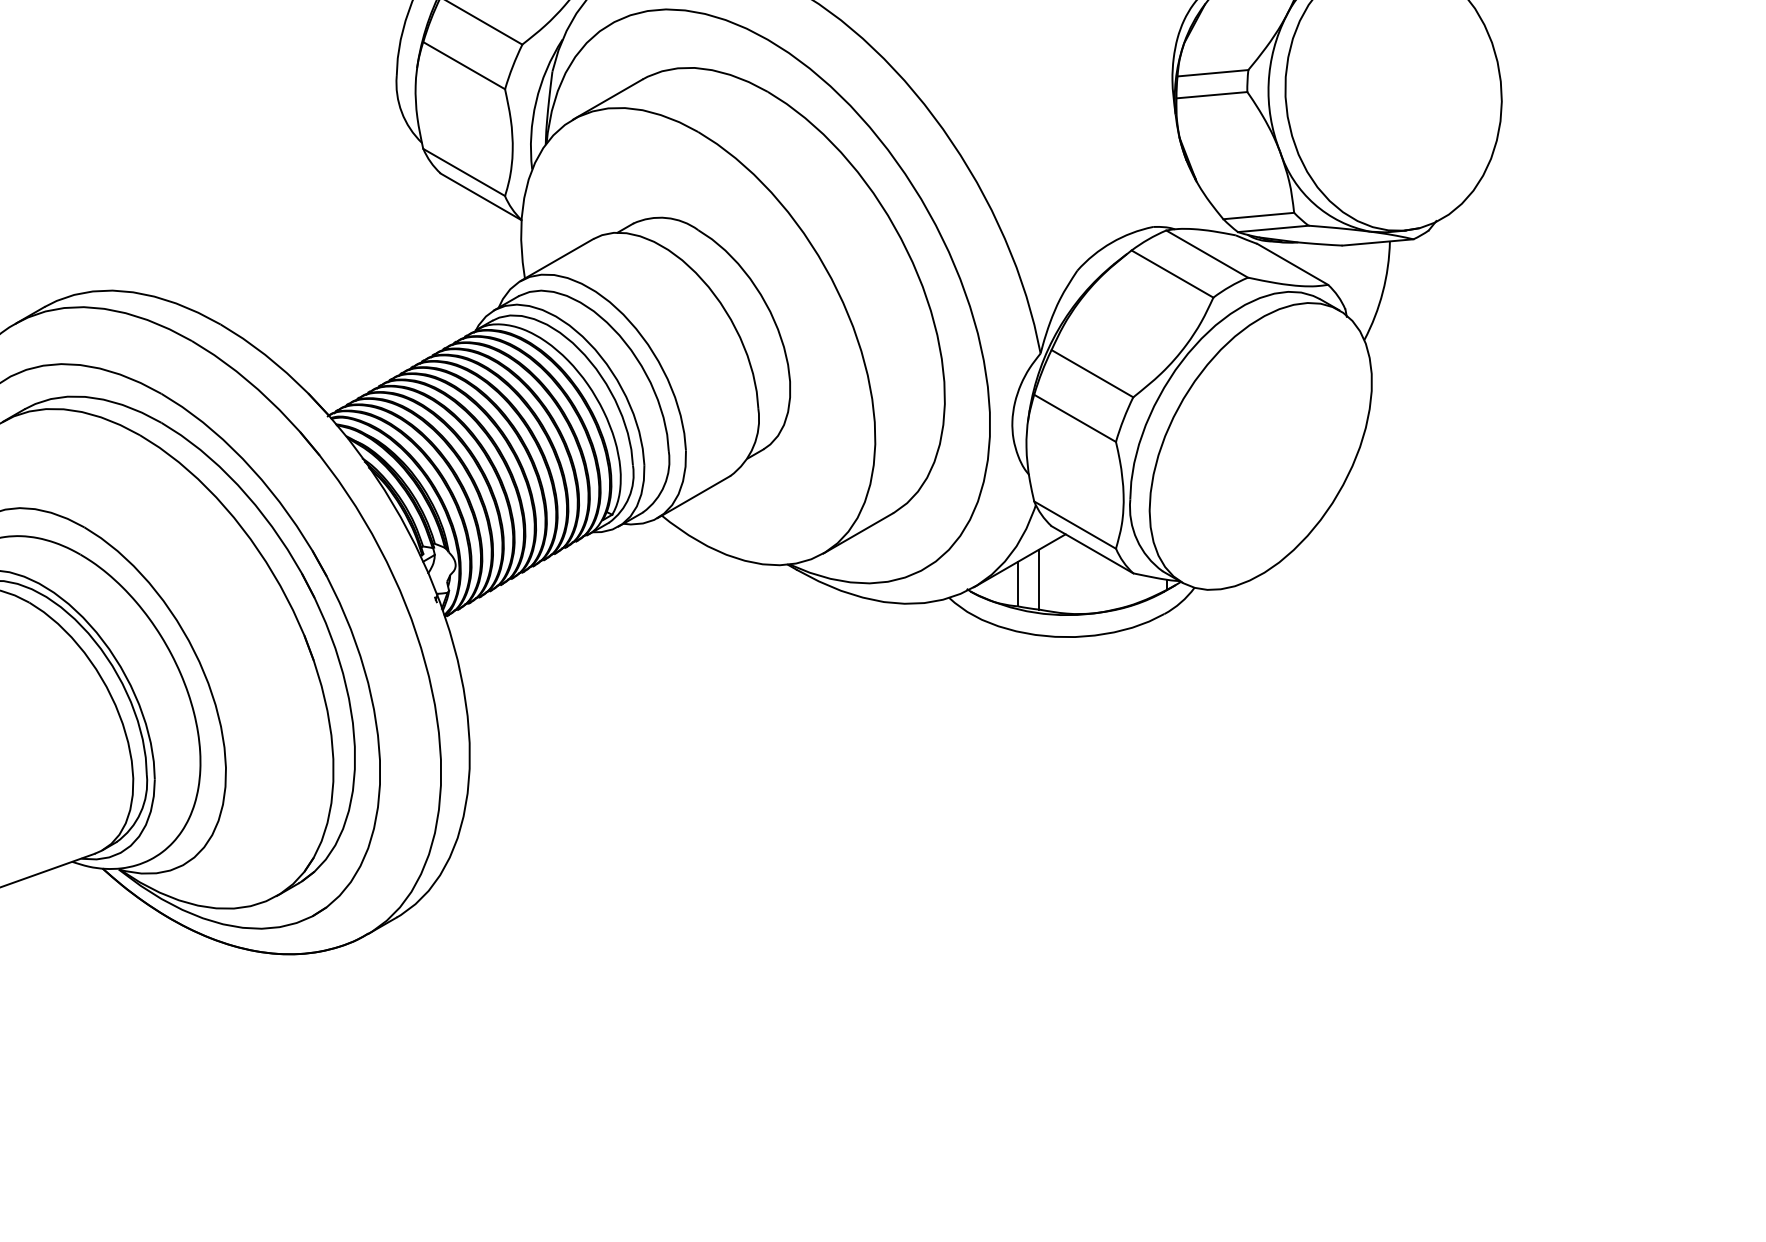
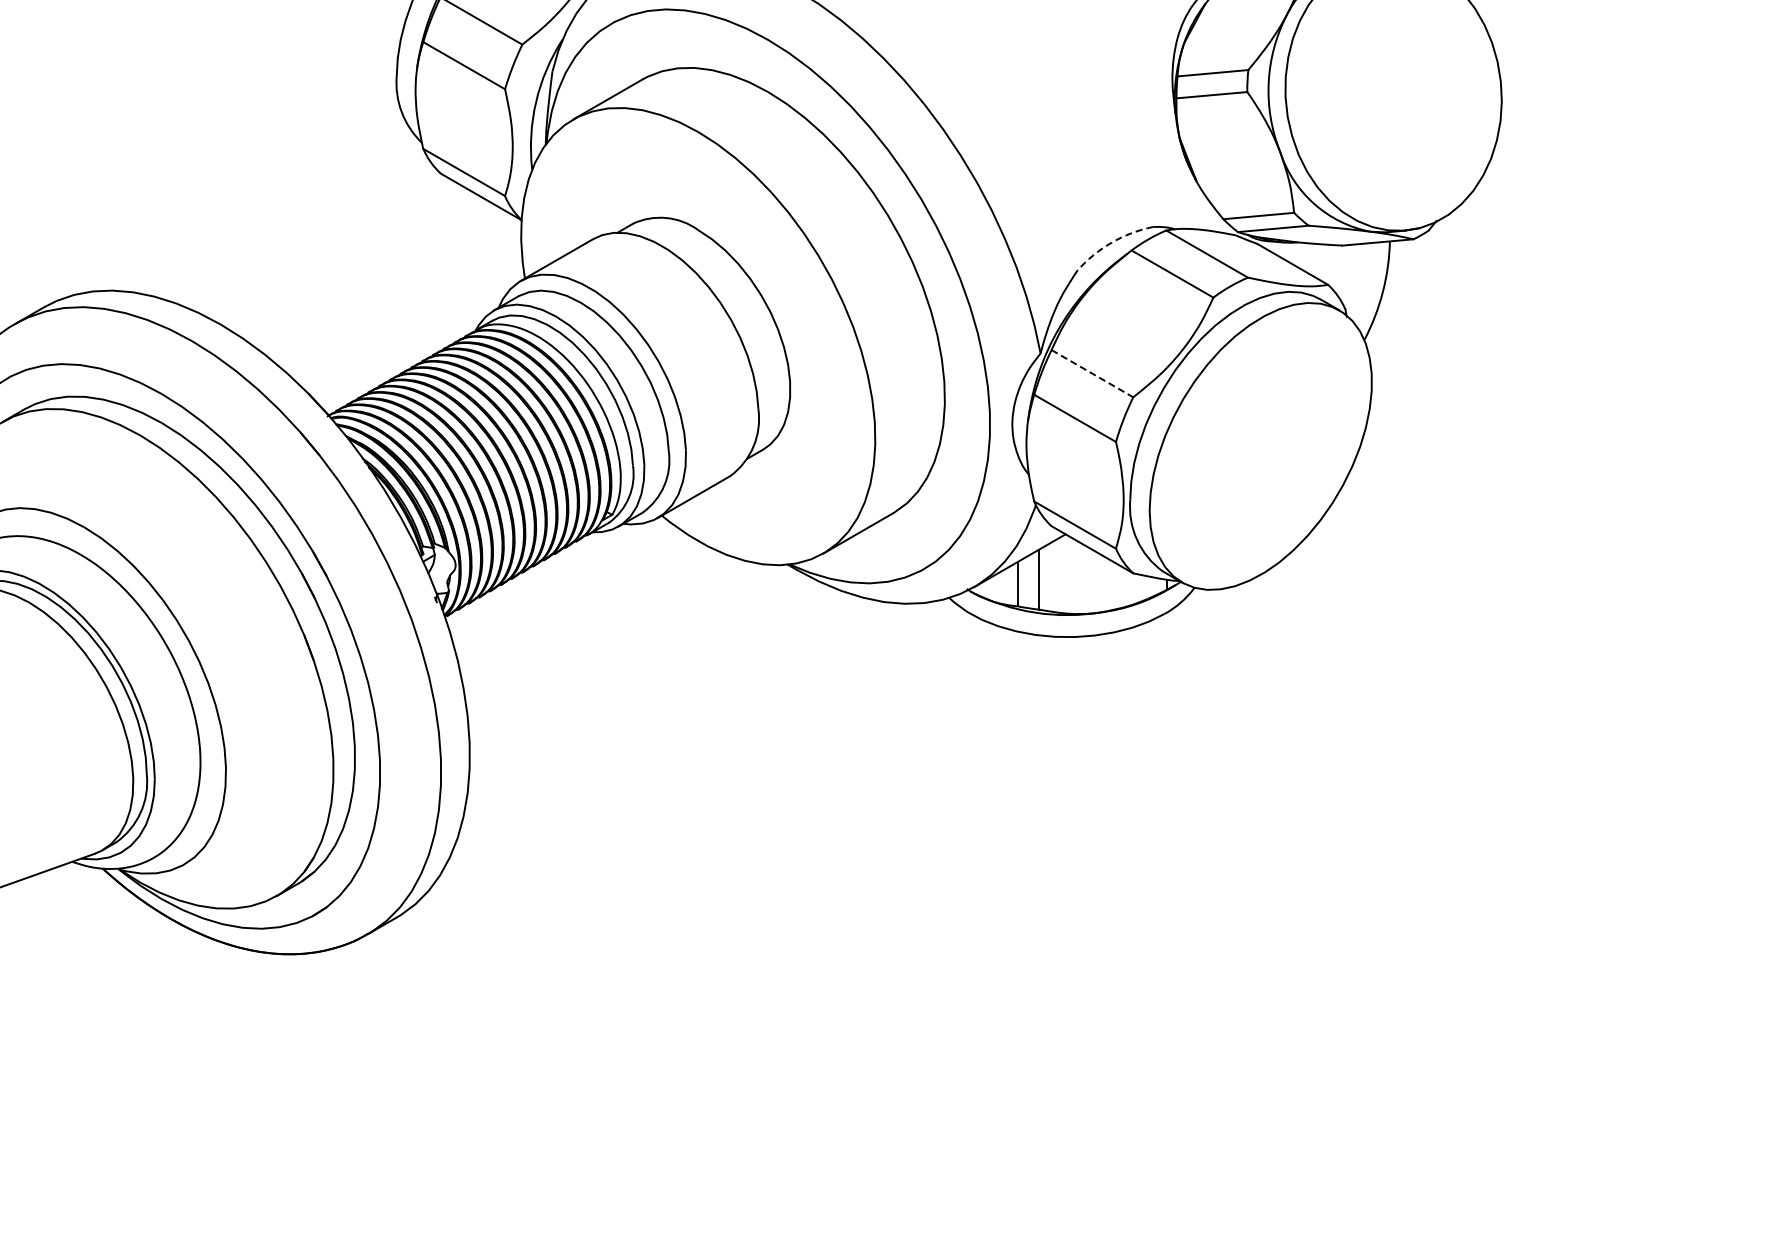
arc: solid -> dashed (1111, 242)
line: solid -> dashed (1092, 373)
